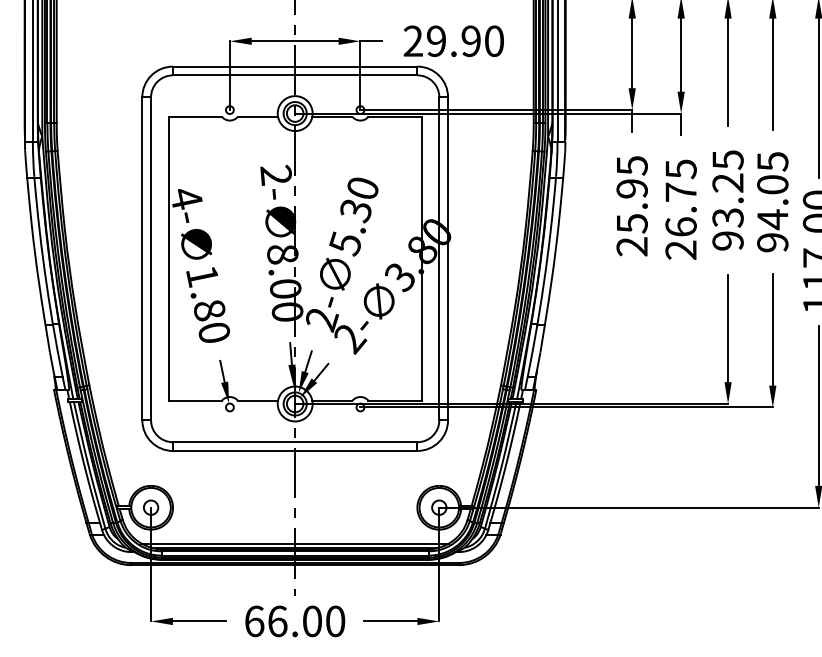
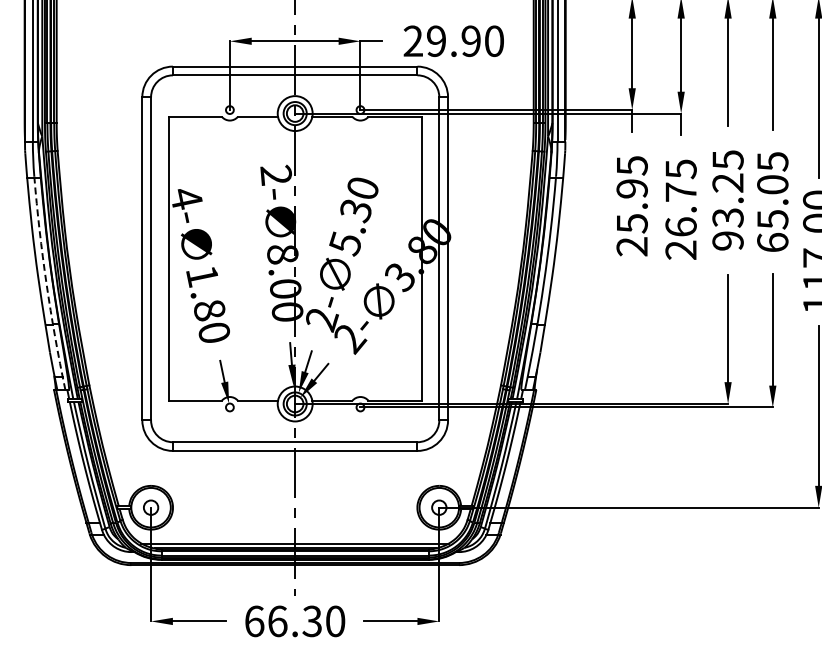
text: 94.05 -> 65.05 (772, 230)
arc: solid -> dashed (46, 283)
text: 66.00 -> 66.30 (311, 621)
